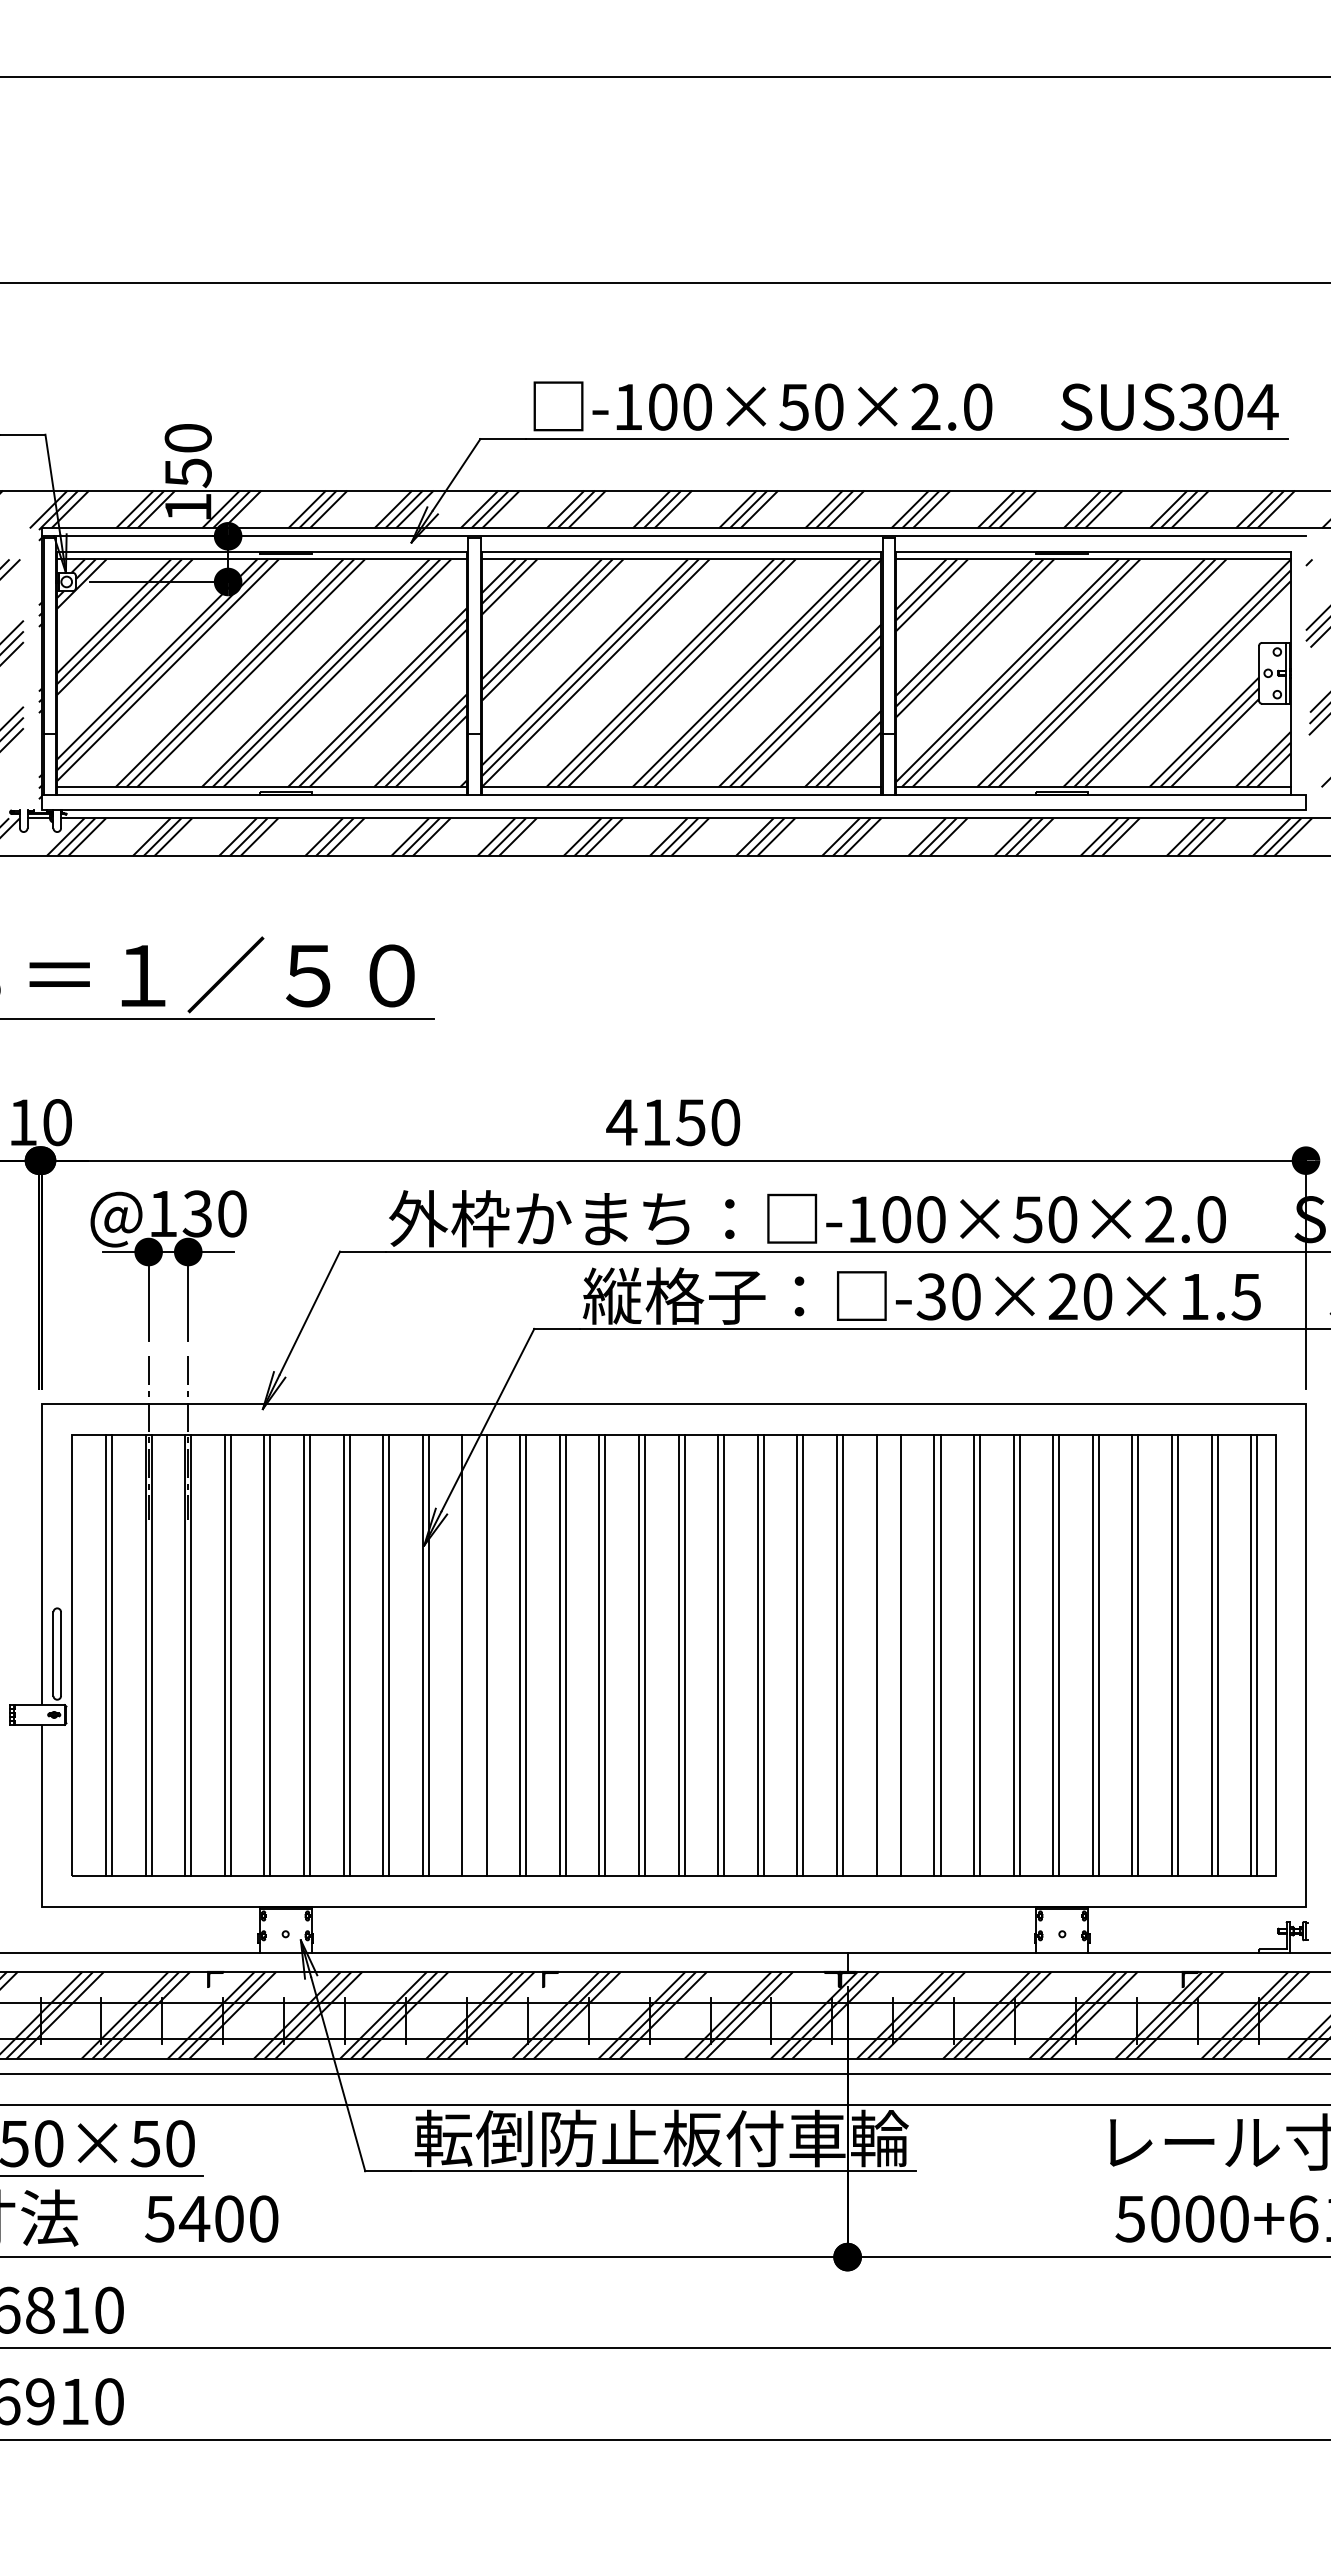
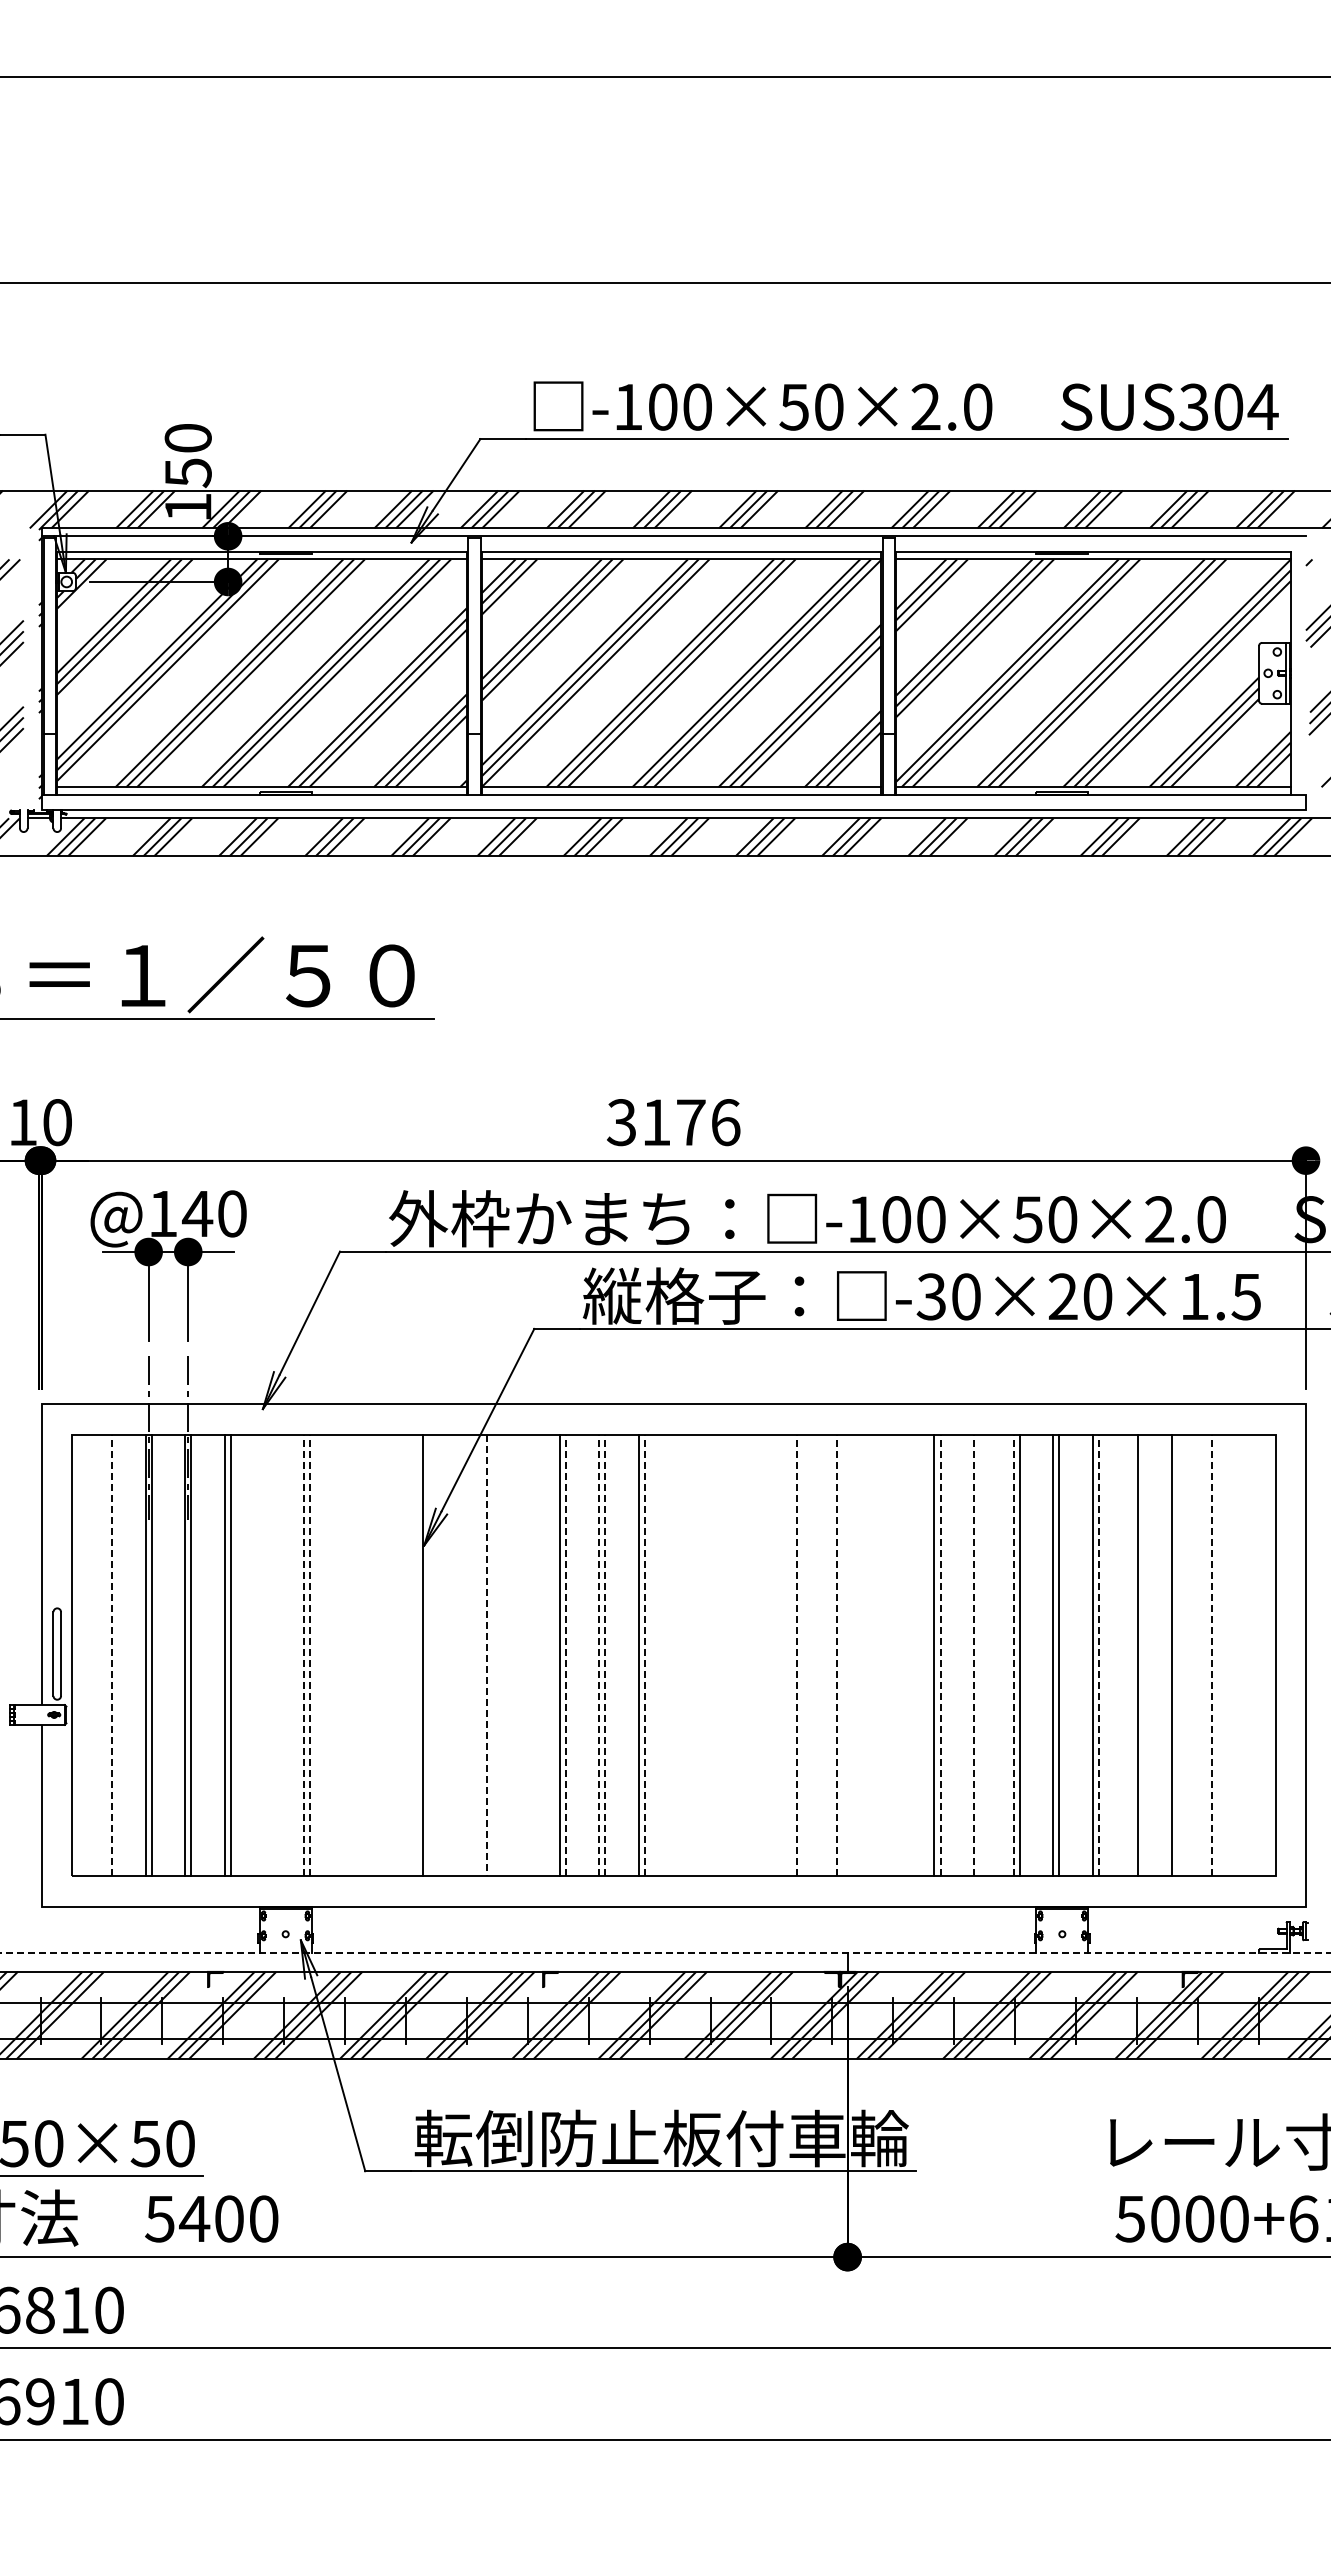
text: 4150 -> 3176 (673, 1122)
text: @130 -> @140 (197, 1213)
line: present -> none (106, 1655)
line: solid -> dashed (112, 1655)
line: present -> none (264, 1655)
line: present -> none (270, 1655)
line: solid -> dashed (303, 1655)
line: solid -> dashed (310, 1655)
line: present -> none (343, 1655)
line: present -> none (349, 1655)
line: present -> none (383, 1655)
line: present -> none (389, 1655)
line: present -> none (428, 1655)
line: present -> none (462, 1655)
line: solid -> dashed (486, 1655)
line: present -> none (520, 1655)
line: present -> none (526, 1655)
line: solid -> dashed (565, 1655)
line: solid -> dashed (599, 1655)
line: solid -> dashed (605, 1655)
line: solid -> dashed (645, 1655)
line: present -> none (678, 1655)
line: present -> none (684, 1655)
line: present -> none (718, 1655)
line: present -> none (724, 1655)
line: present -> none (757, 1655)
line: present -> none (763, 1655)
line: solid -> dashed (797, 1655)
line: present -> none (803, 1655)
line: solid -> dashed (836, 1655)
line: present -> none (843, 1655)
line: present -> none (876, 1655)
line: present -> none (900, 1655)
line: solid -> dashed (940, 1655)
line: solid -> dashed (974, 1655)
line: present -> none (980, 1655)
line: solid -> dashed (1013, 1655)
line: solid -> dashed (1098, 1655)
line: present -> none (1132, 1655)
line: present -> none (1178, 1655)
line: solid -> dashed (1211, 1655)
line: present -> none (1217, 1655)
line: present -> none (1251, 1655)
line: present -> none (1257, 1655)
line: solid -> dashed (665, 1952)
line: present -> none (664, 2074)
line: present -> none (664, 2104)
